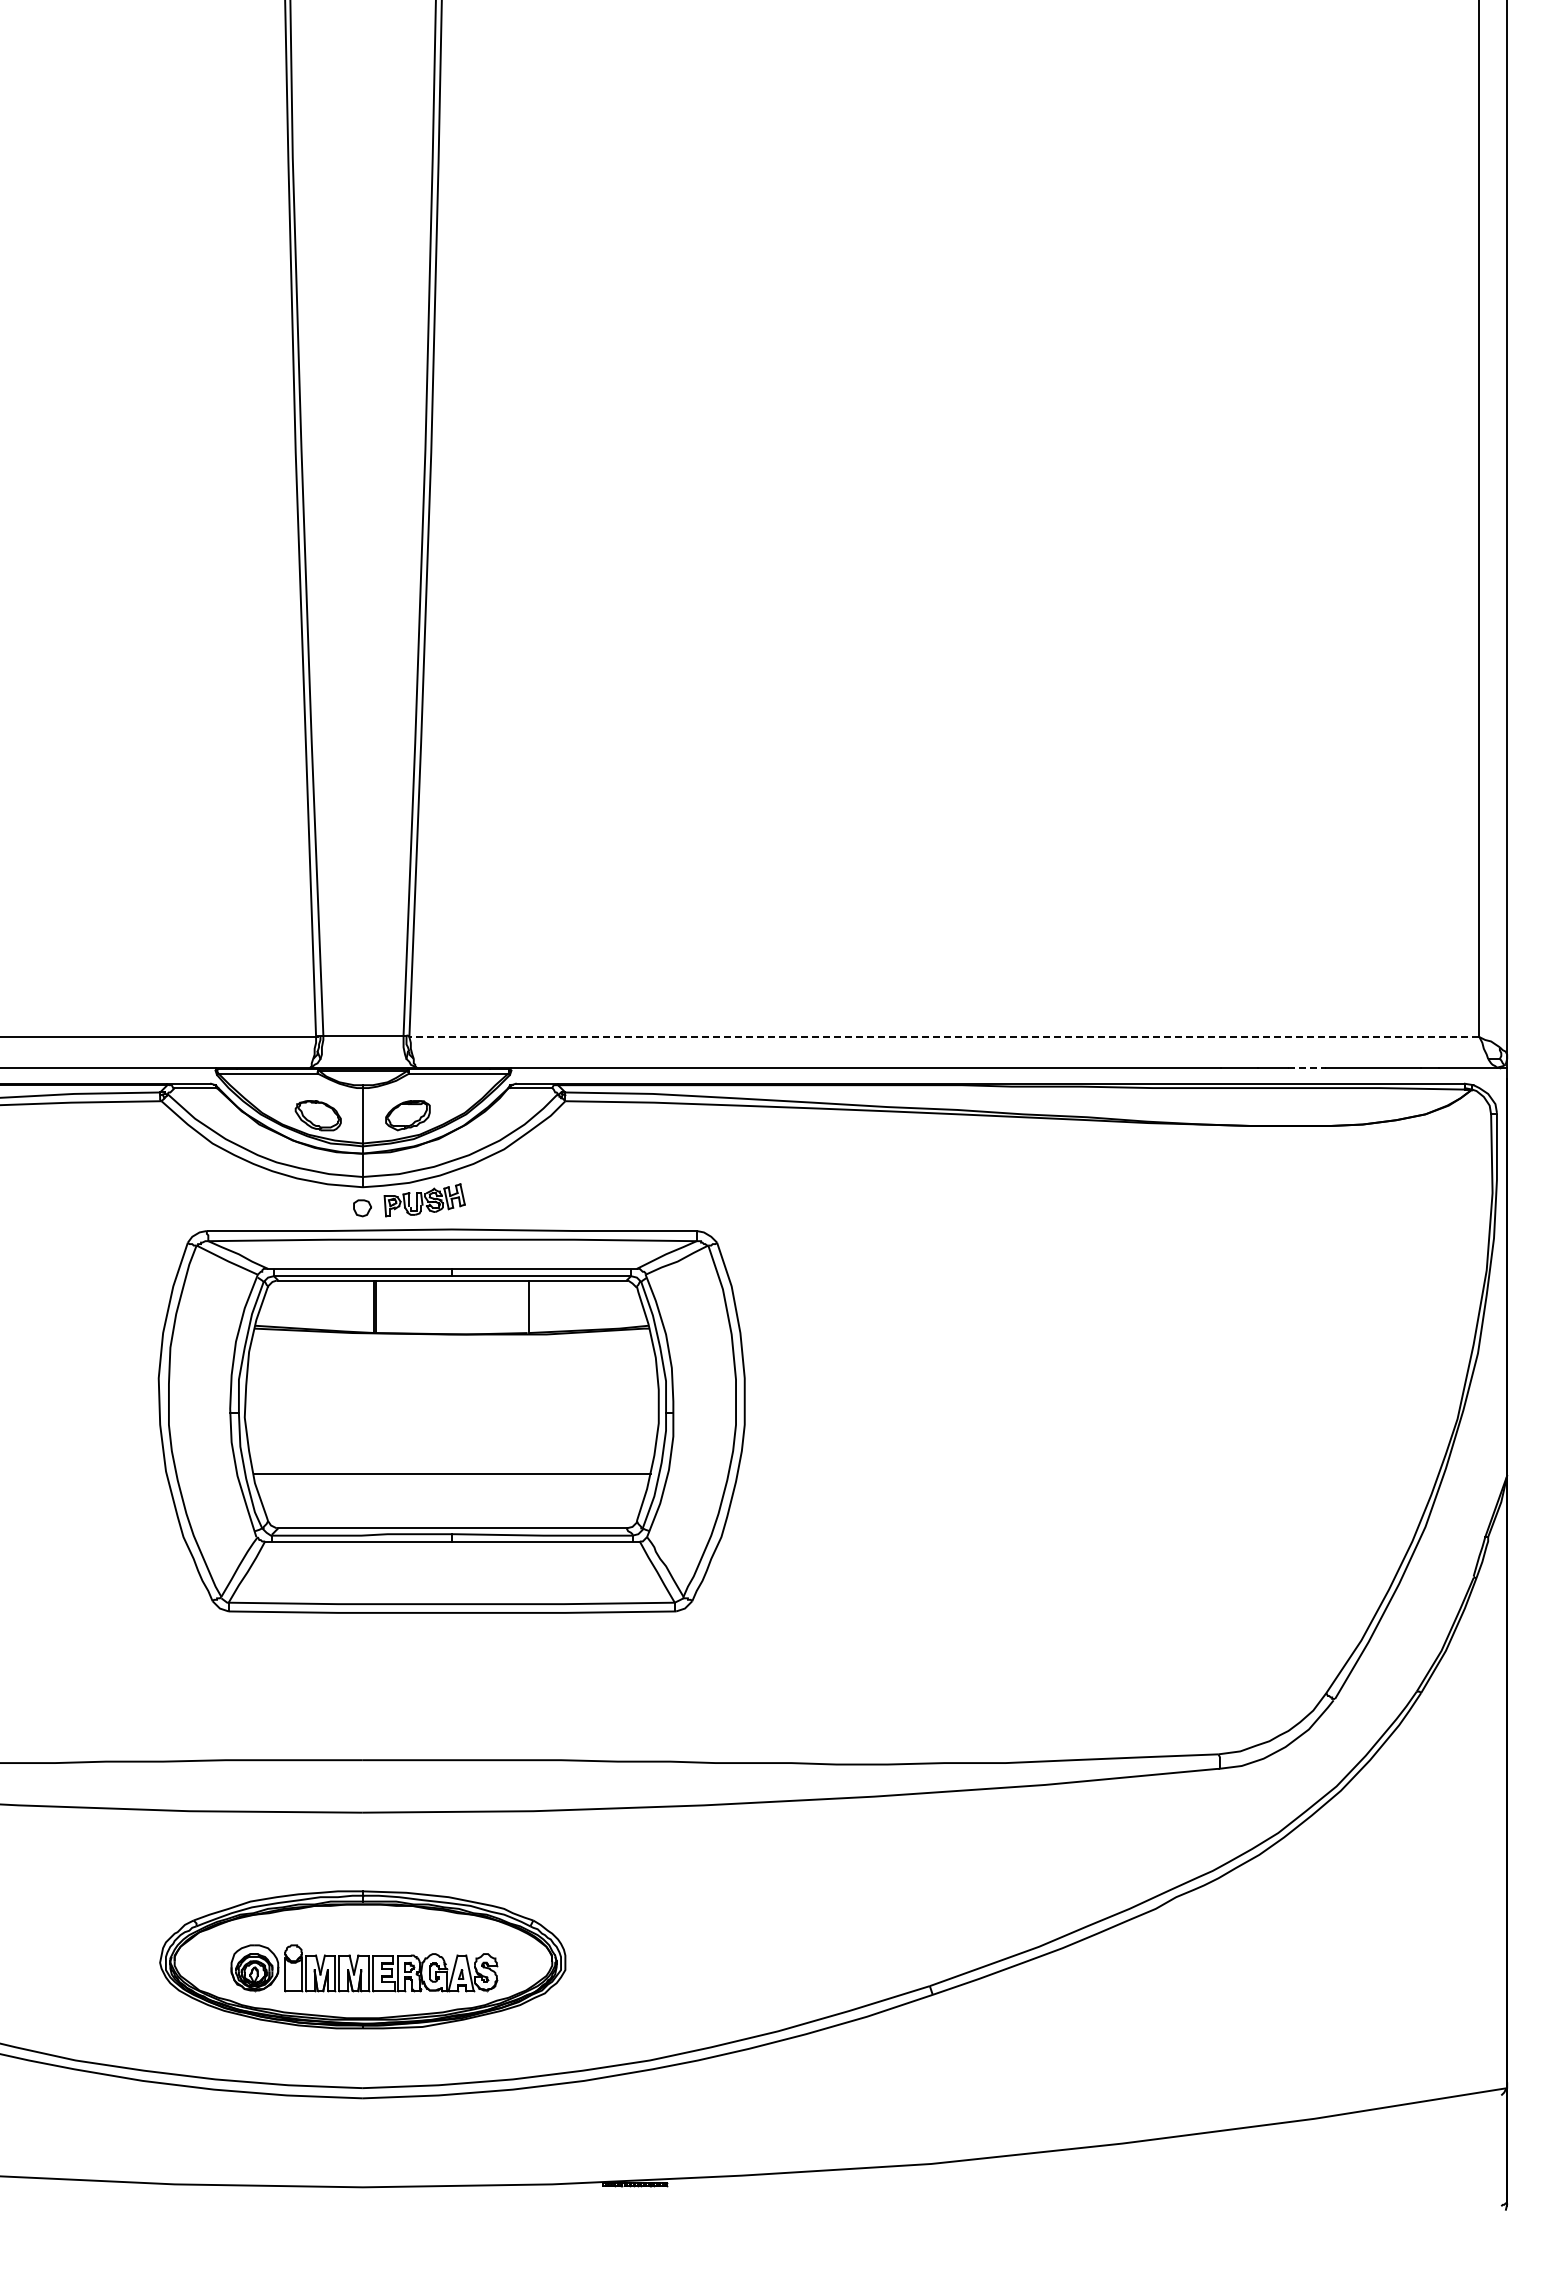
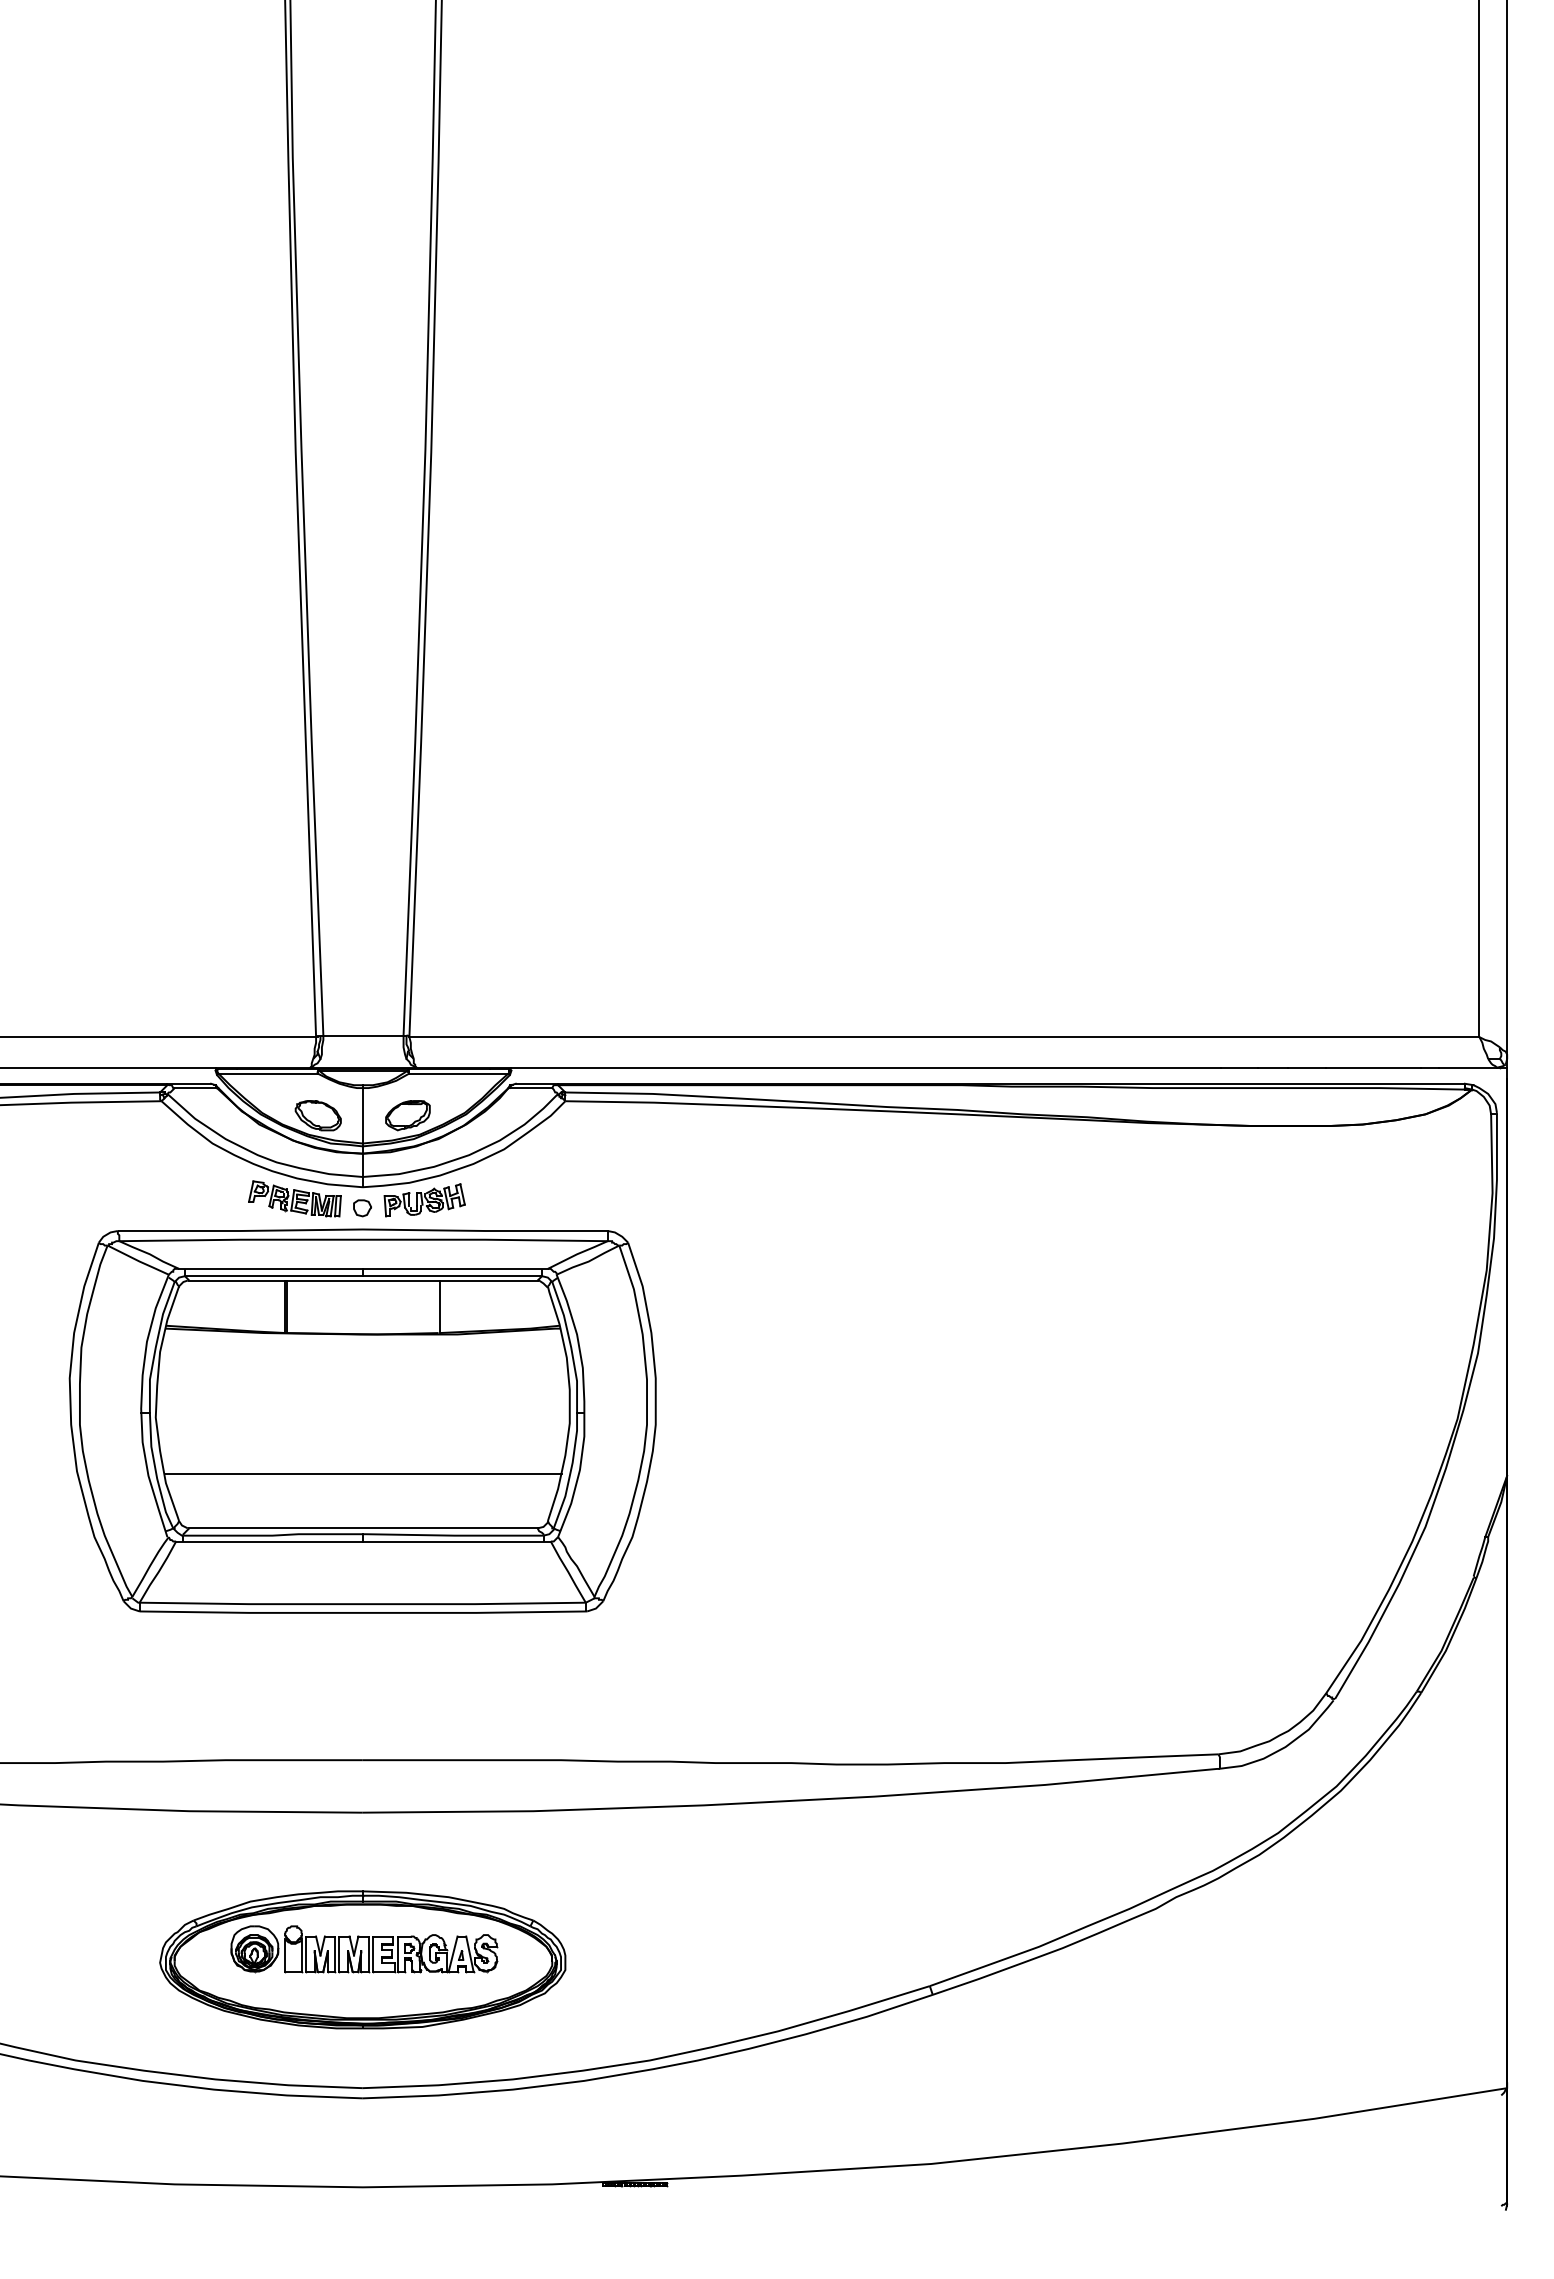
line: dashed -> solid (943, 1037)
line: dashed -> solid (1307, 1067)
part: none -> present (294, 1198)
part position: (451, 1420) -> (362, 1420) (362, 1420)
part position: (364, 1968) -> (364, 1949) (364, 1949)
